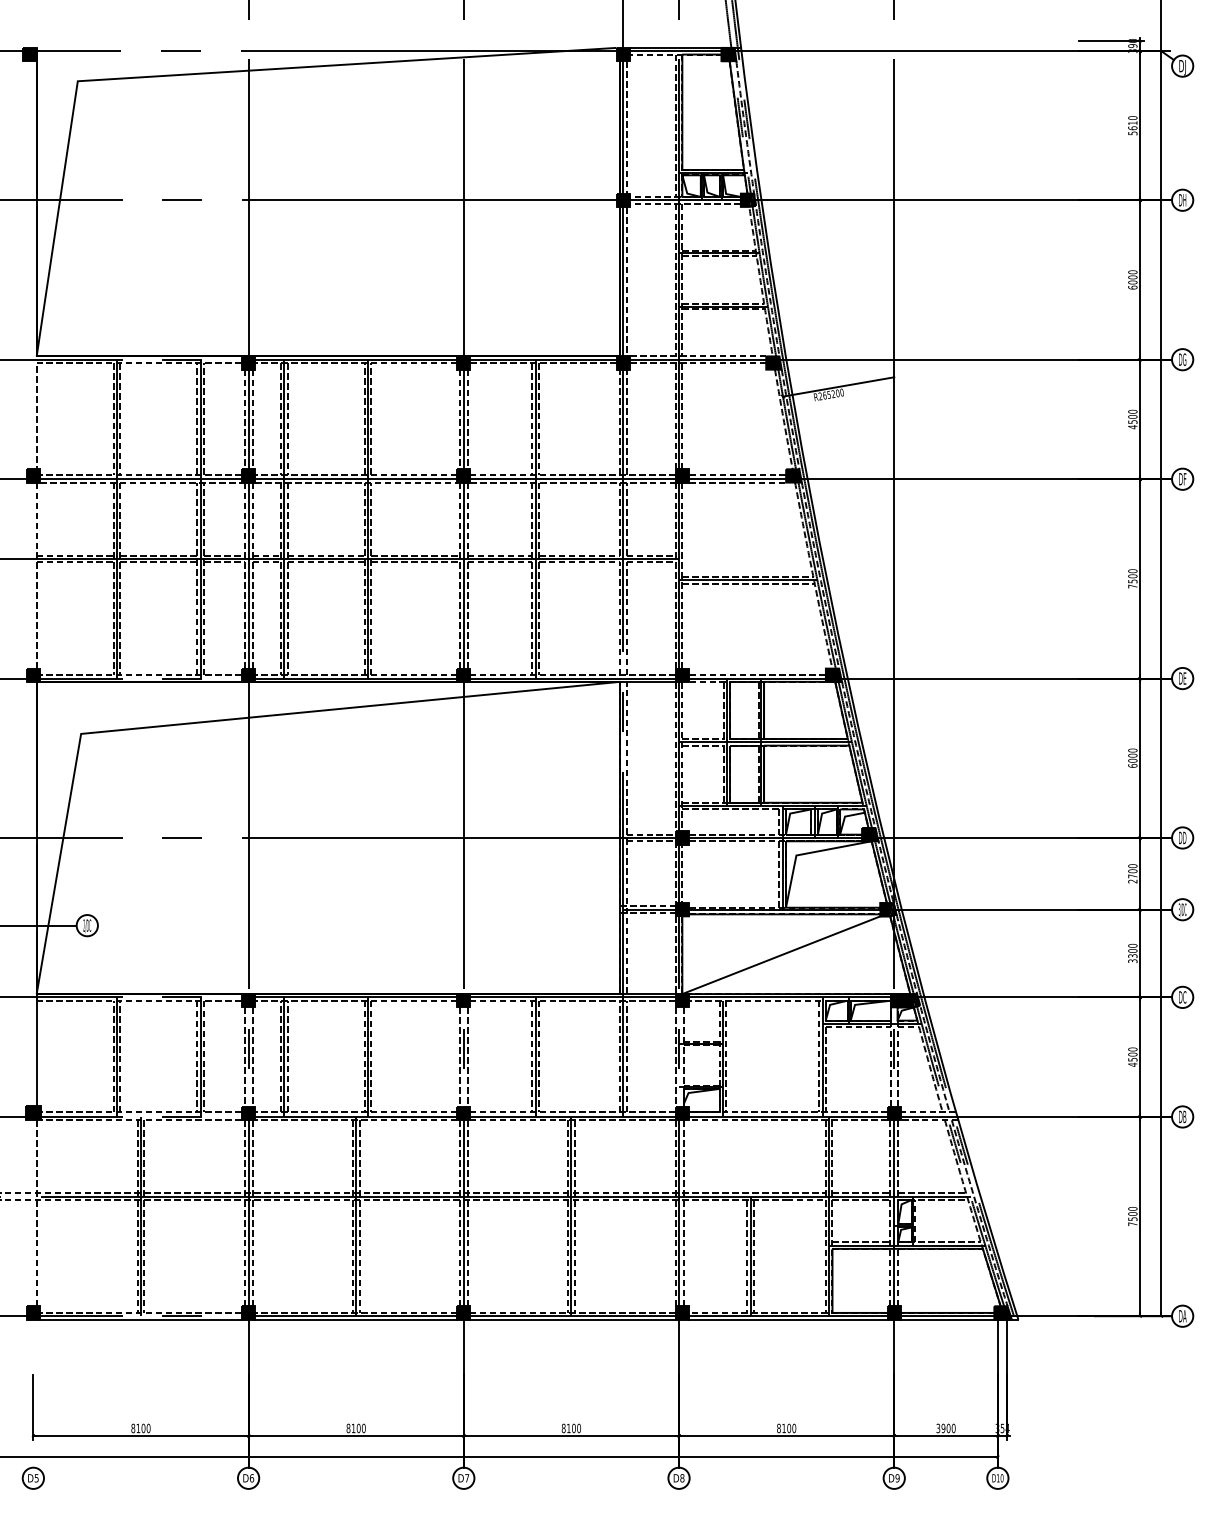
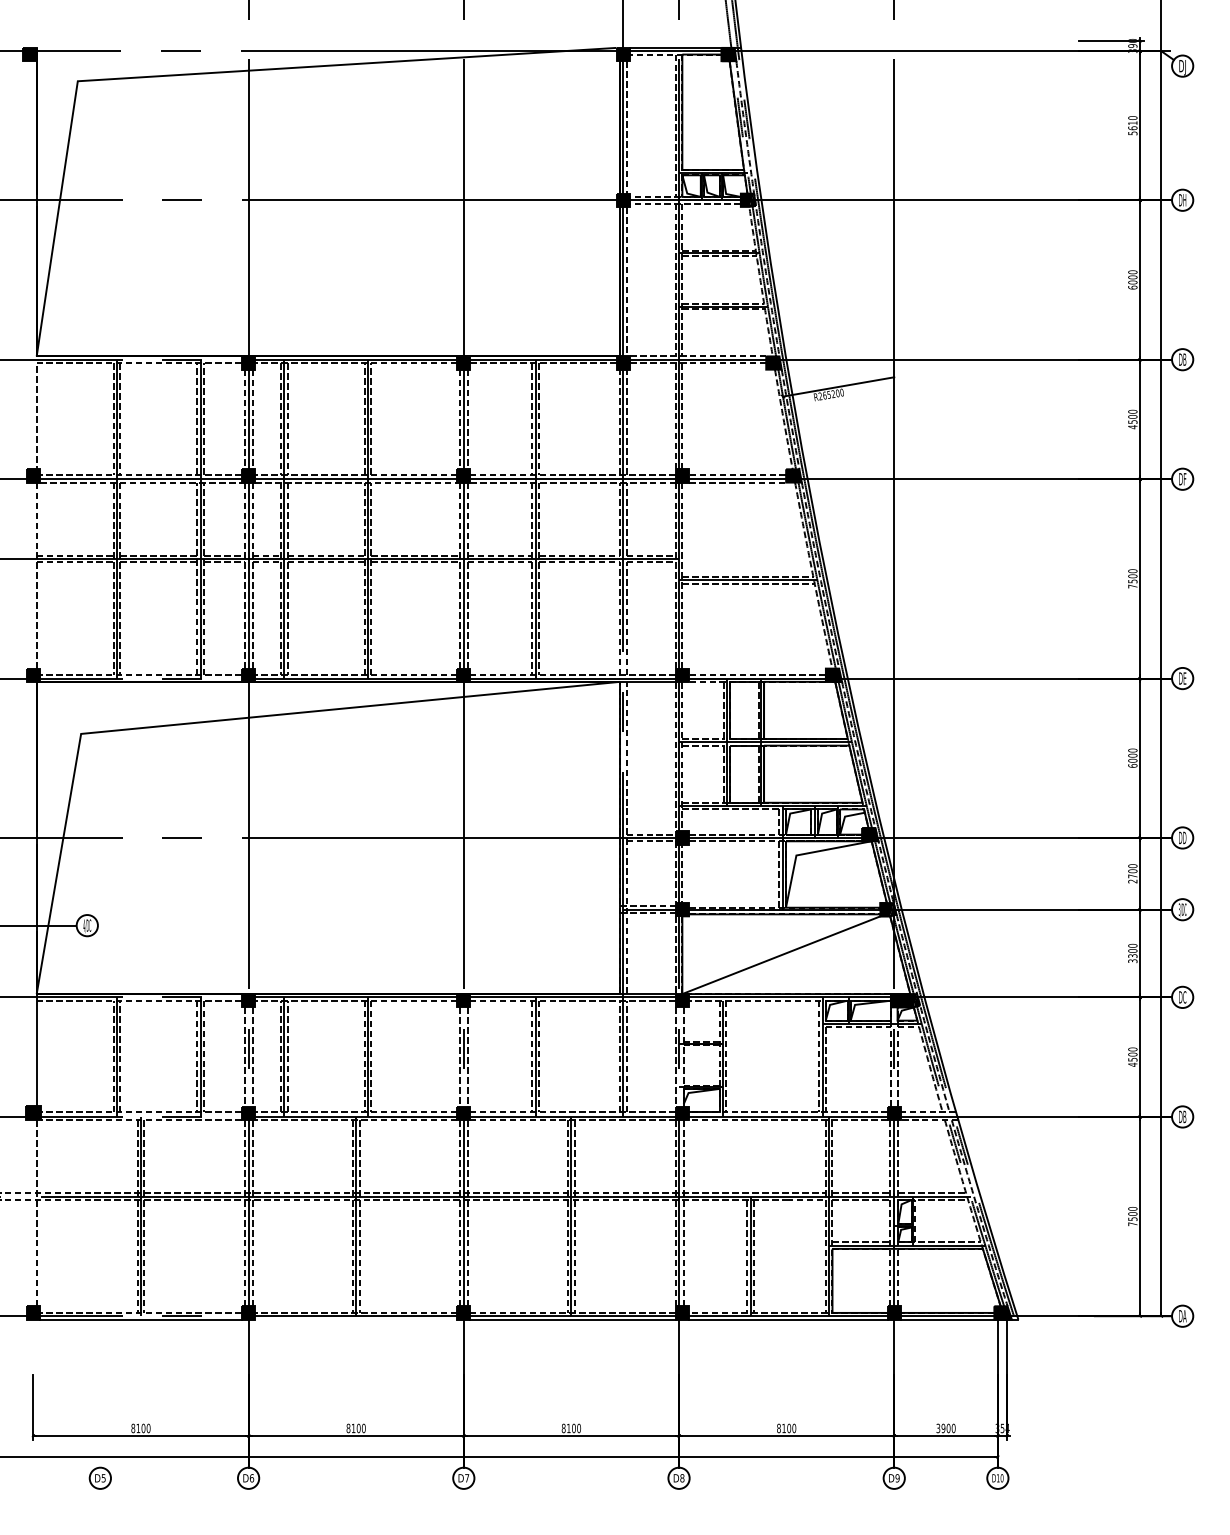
text: DG -> DB (1183, 359)
text: 2/DC -> 4/DC (84, 925)
line: present -> none (356, 1319)
part position: (32, 1477) -> (99, 1477) (99, 1477)
